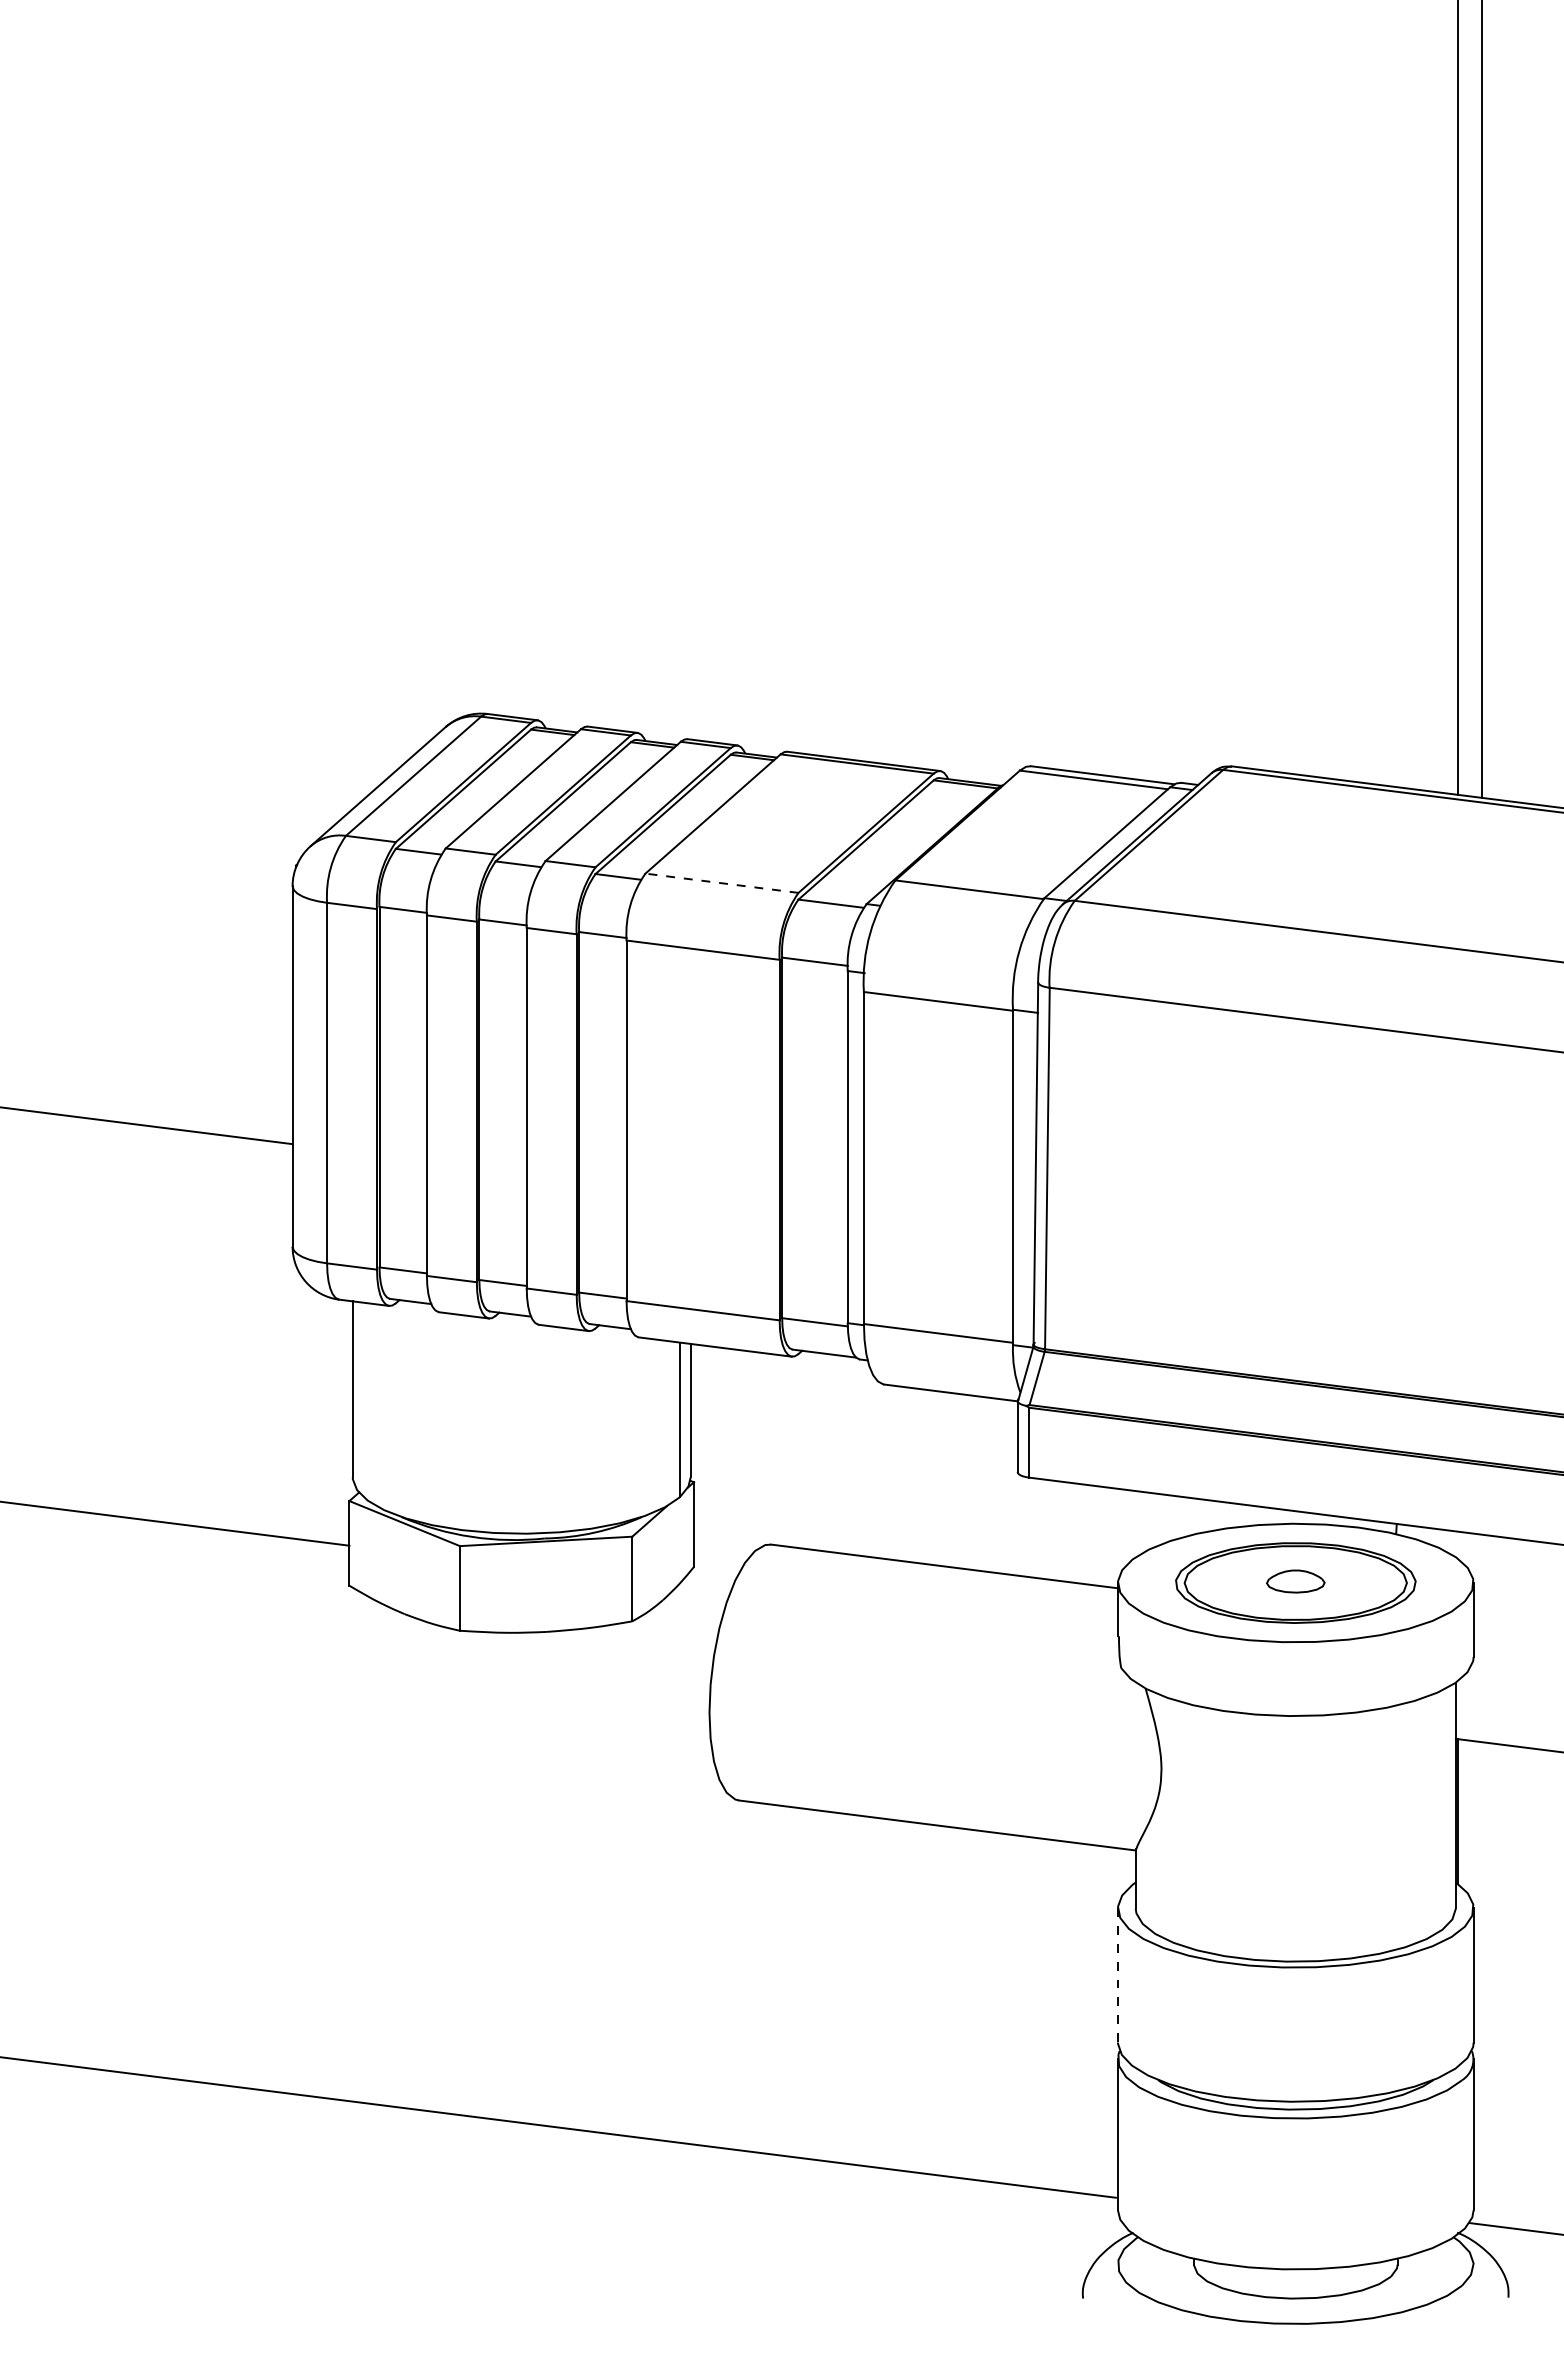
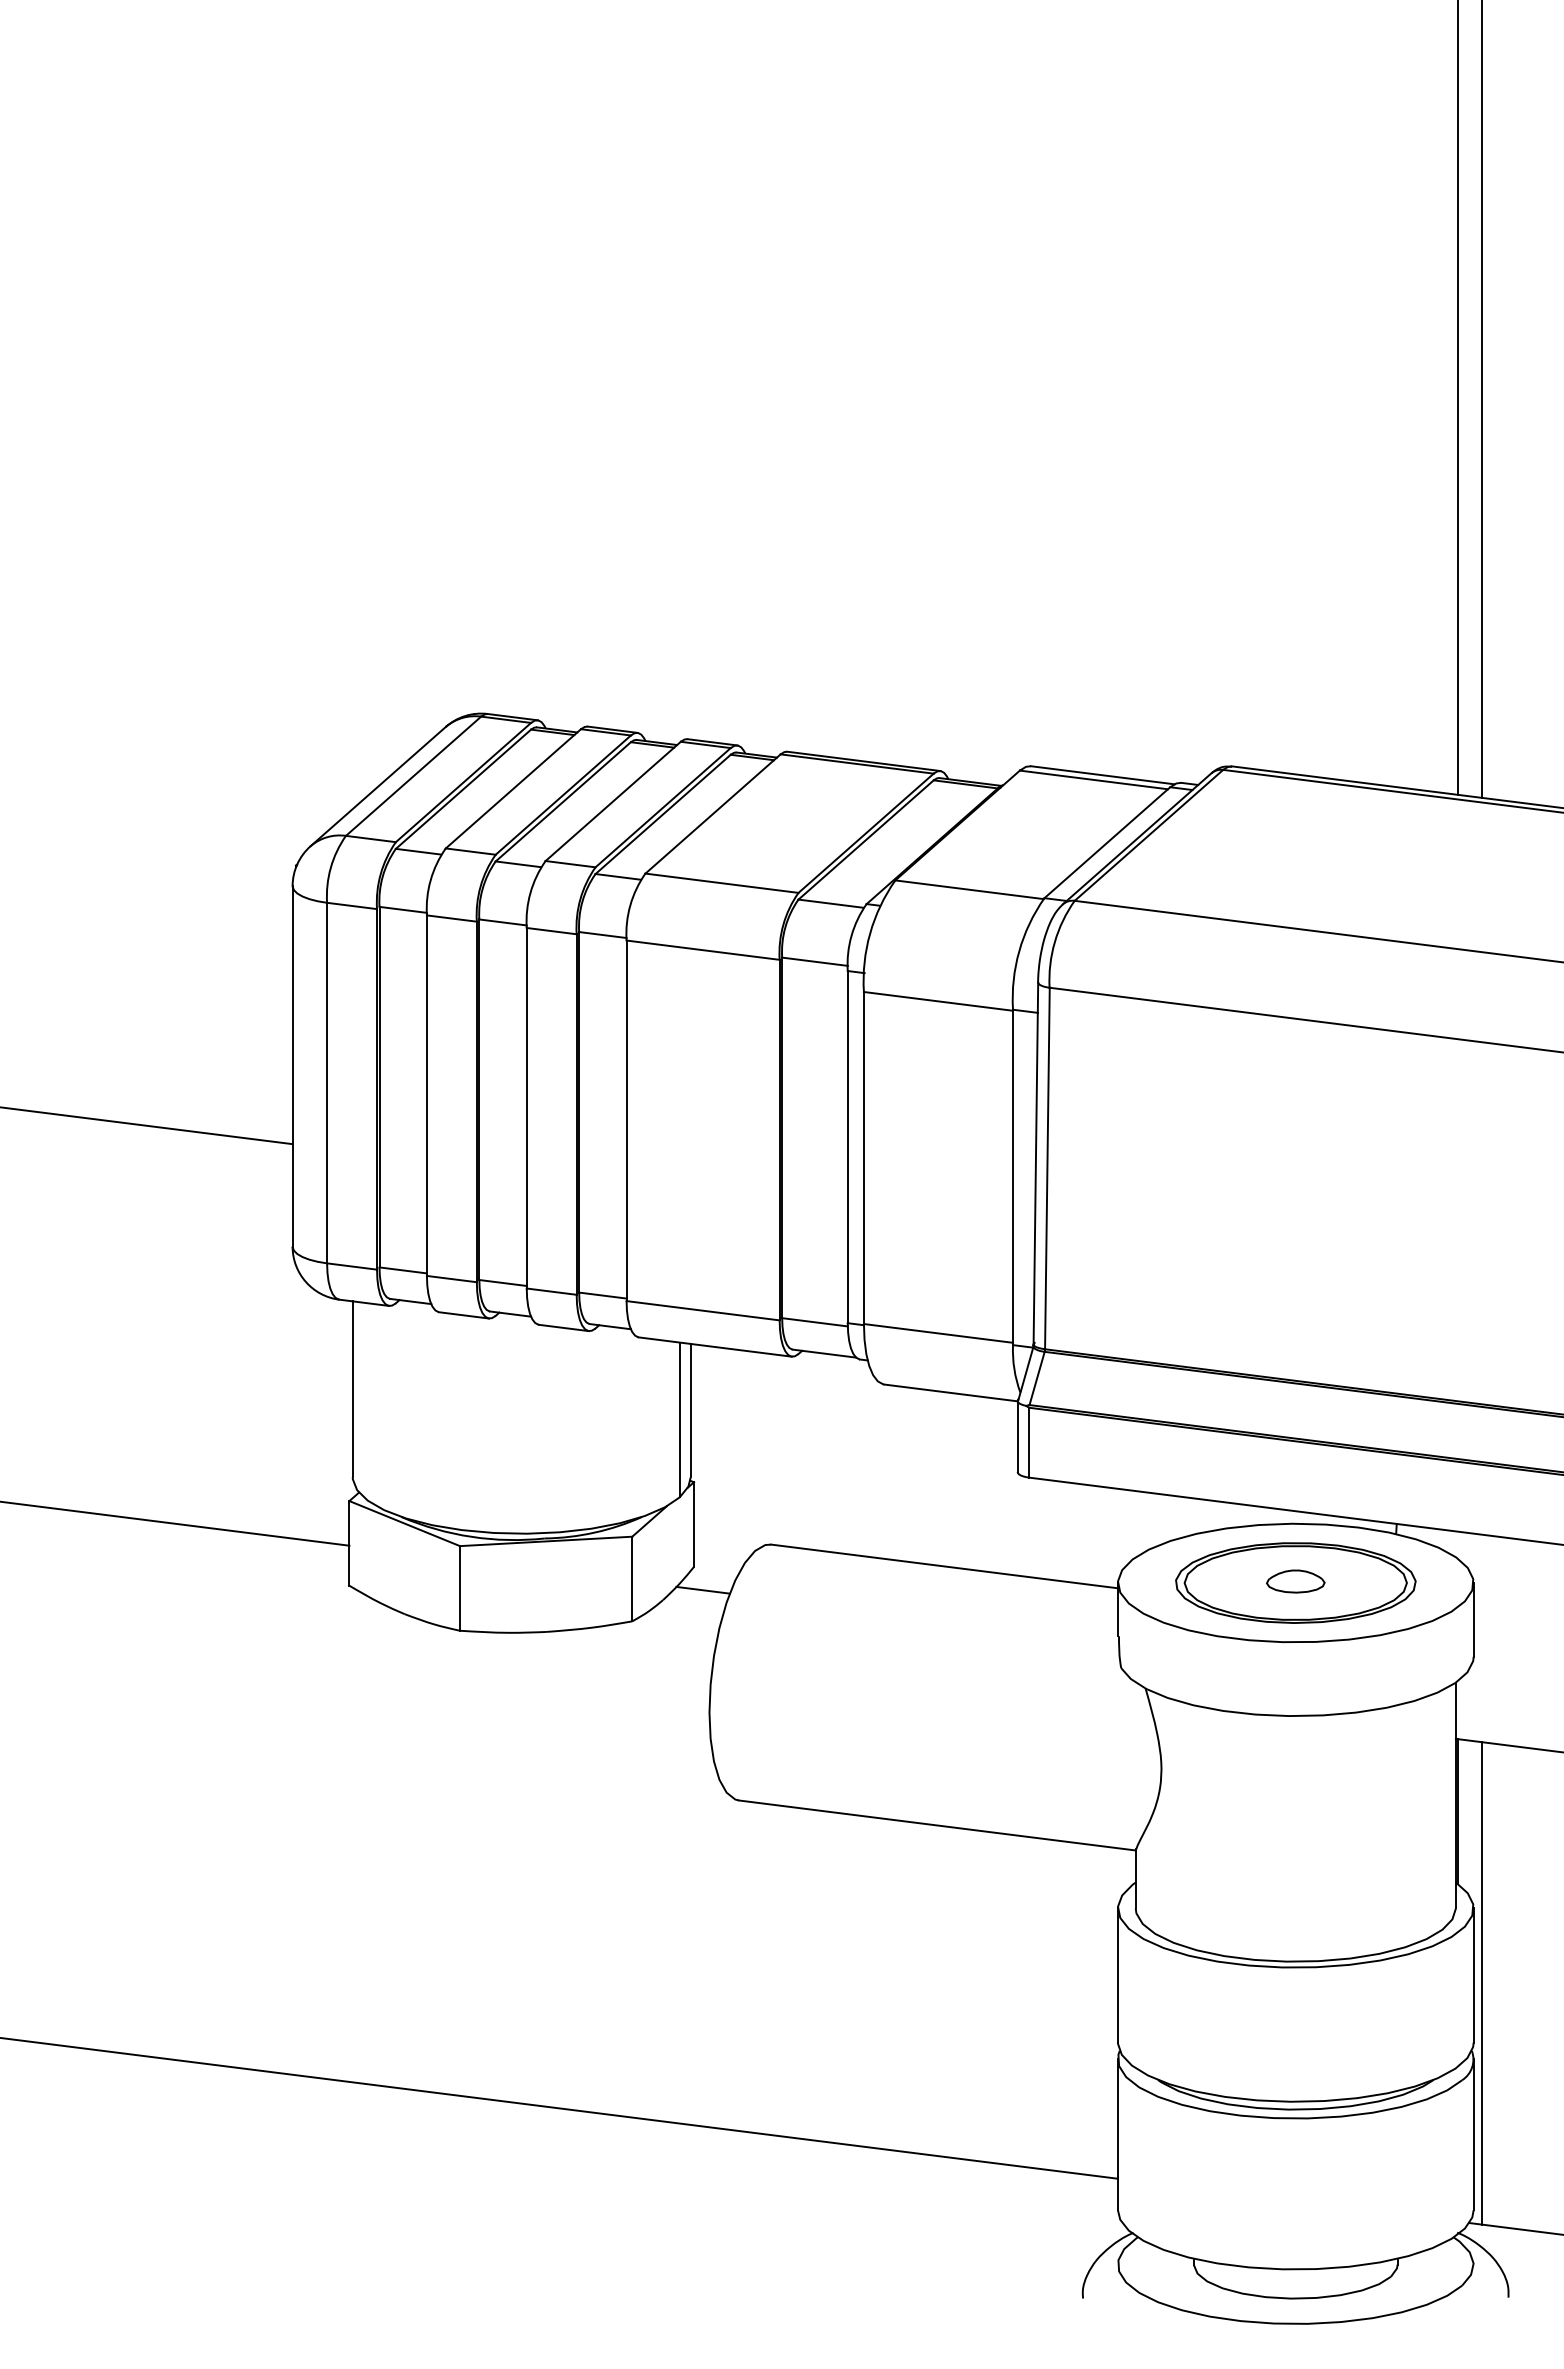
line: dashed -> solid (721, 883)
line: none -> present (702, 1589)
line: dashed -> solid (1117, 1975)
line: none -> present (1482, 1983)
line position: (558, 2127) -> (559, 2108) (559, 2108)
